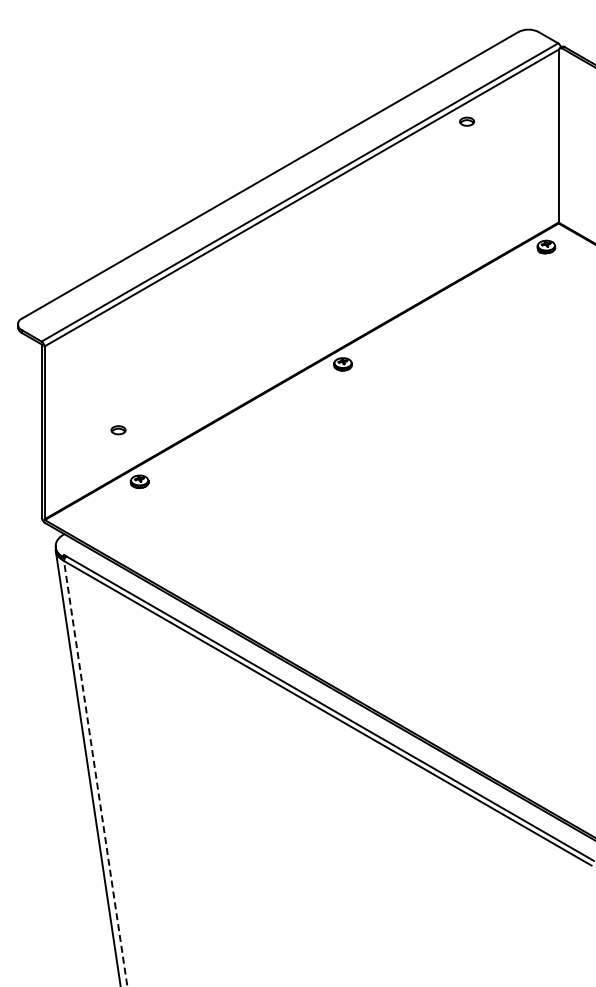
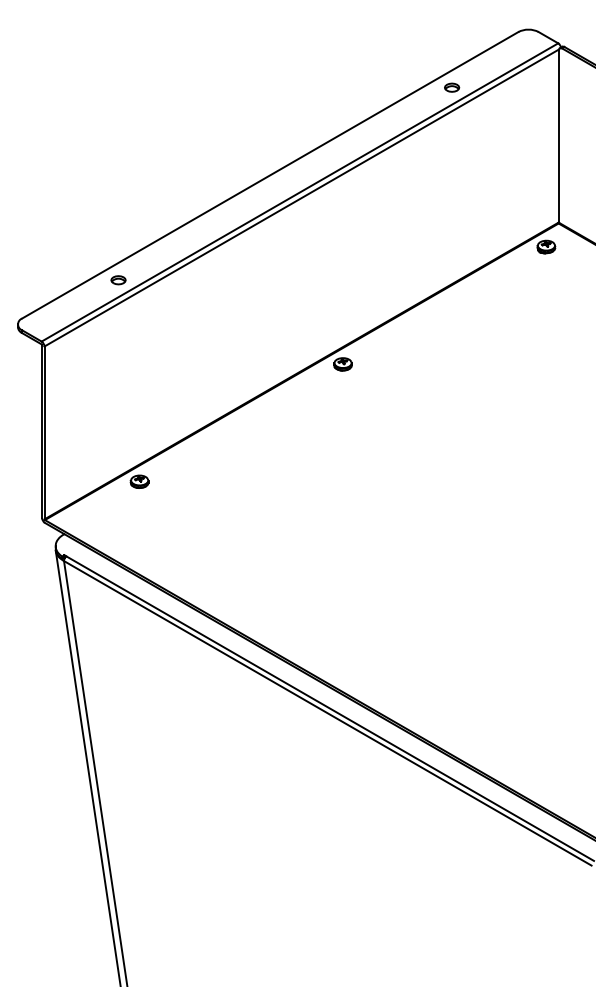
part position: (467, 121) -> (452, 87) (452, 87)
part position: (118, 430) -> (118, 280) (118, 280)
line: dashed -> solid (95, 773)
